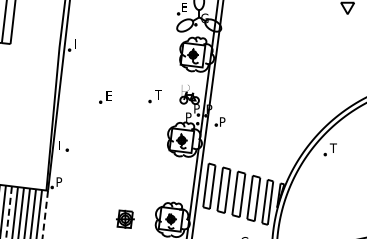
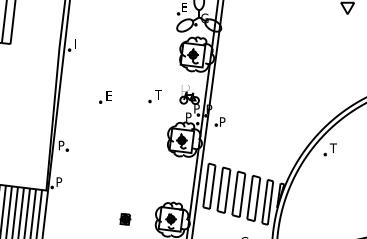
text: I -> P (61, 145)
line: dashed -> solid (9, 212)
line: dashed -> solid (45, 214)
part size: 19x20 px -> 13x13 px (125, 219)
